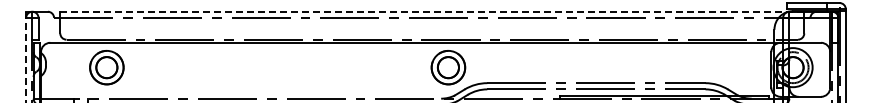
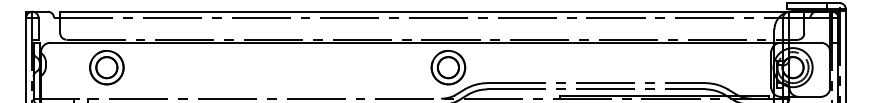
line: dashed -> solid (432, 11)
line: dashed -> solid (26, 57)
